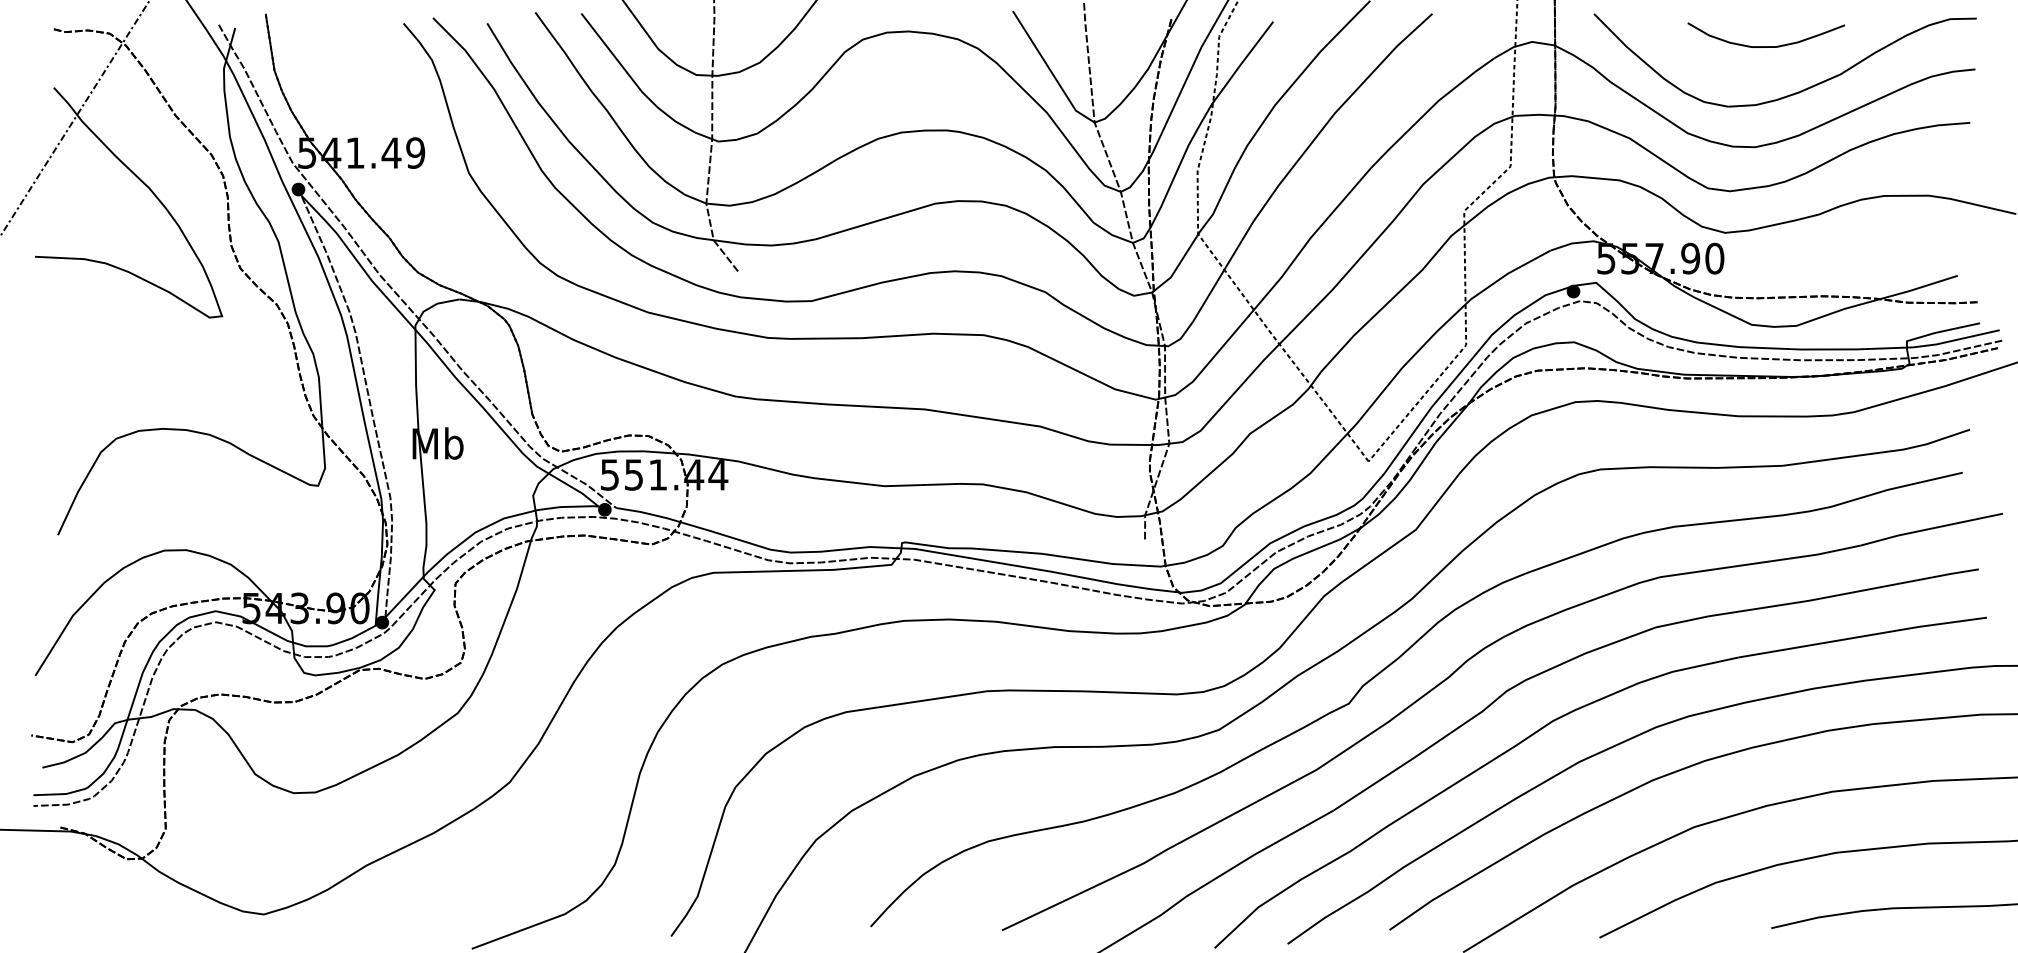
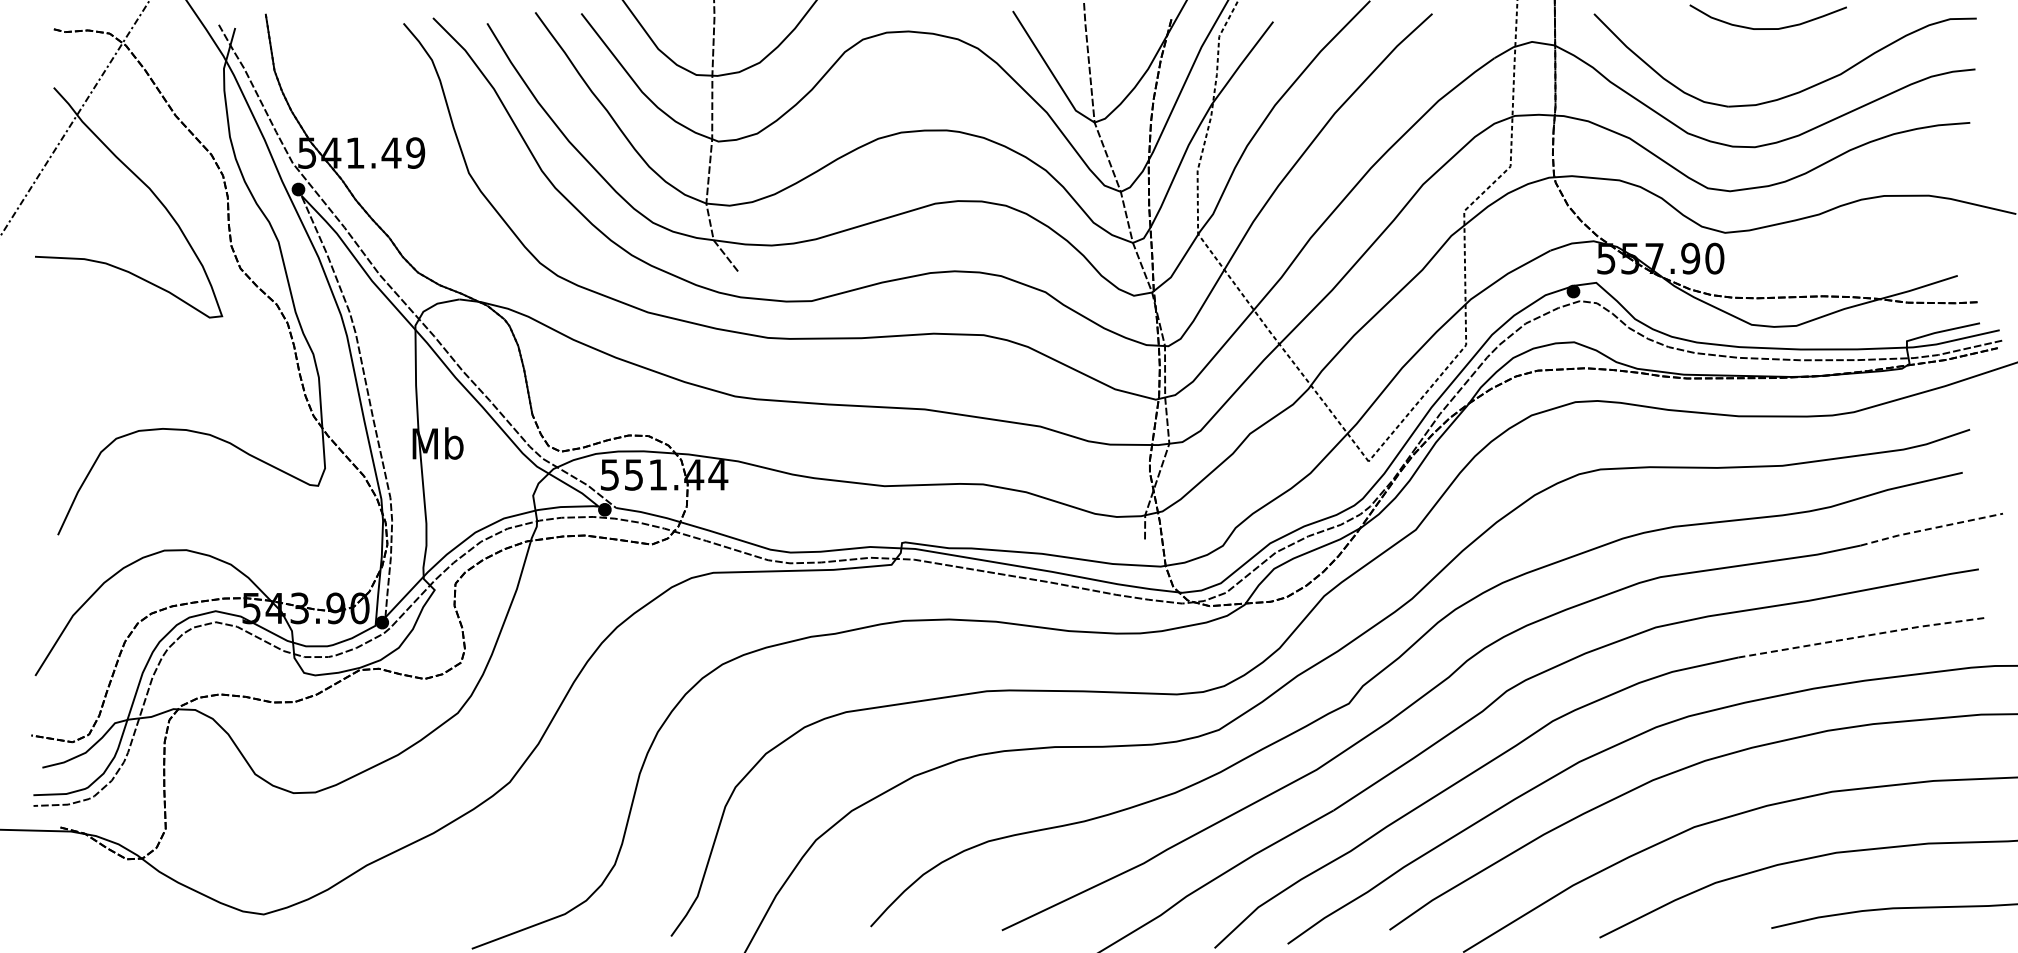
curve position: (1765, 46) -> (1767, 28) (1767, 28)
line: solid -> dashed (1931, 528)
line: solid -> dashed (1863, 636)
